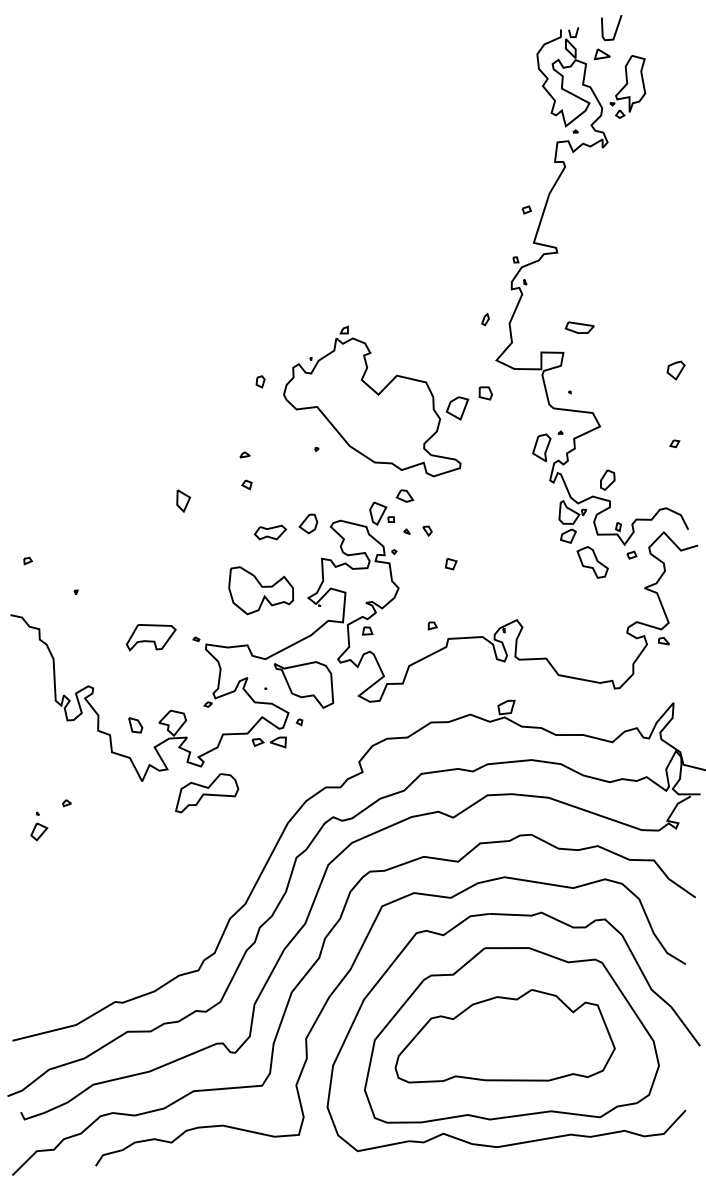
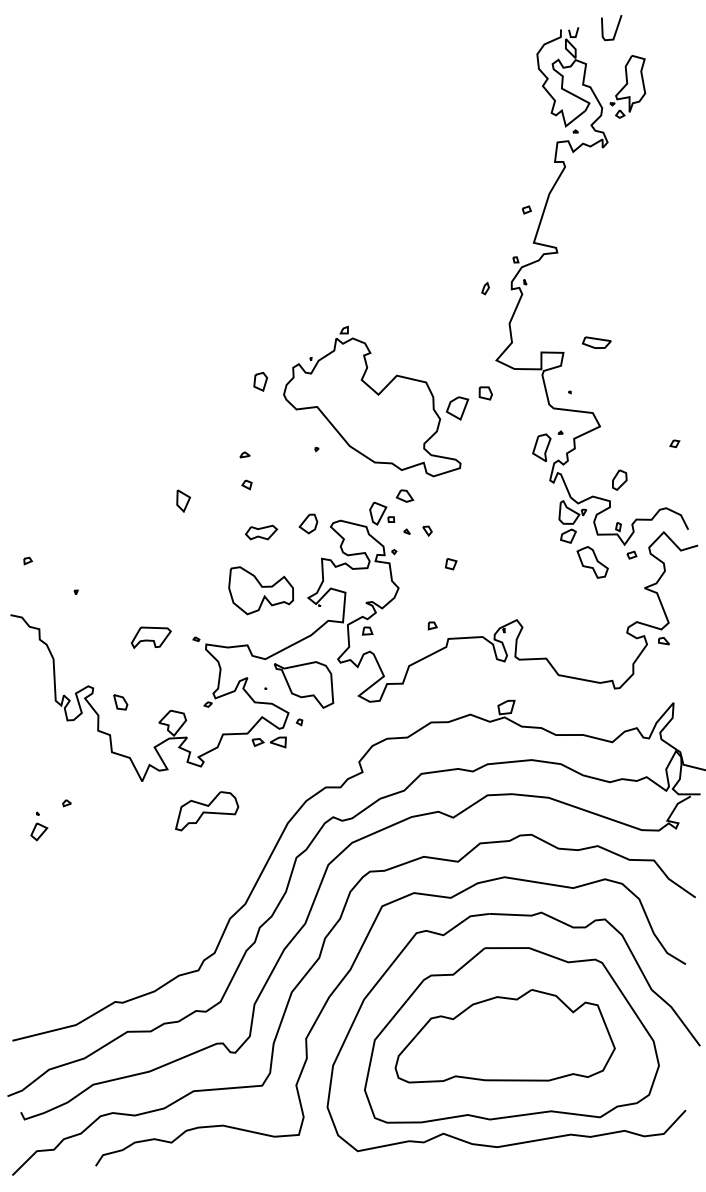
part: present -> none (601, 54)
part position: (485, 319) -> (485, 288) (485, 288)
part position: (579, 327) -> (596, 342) (596, 342)
part: present -> none (675, 370)
part size: 11x14 px -> 15x21 px (260, 381)
part position: (607, 479) -> (619, 479) (619, 479)
part position: (270, 532) -> (261, 532) (261, 532)
part size: 51x28 px -> 42x24 px (150, 637)
part position: (135, 725) -> (120, 702) (120, 702)
part position: (207, 793) -> (207, 811) (207, 811)
